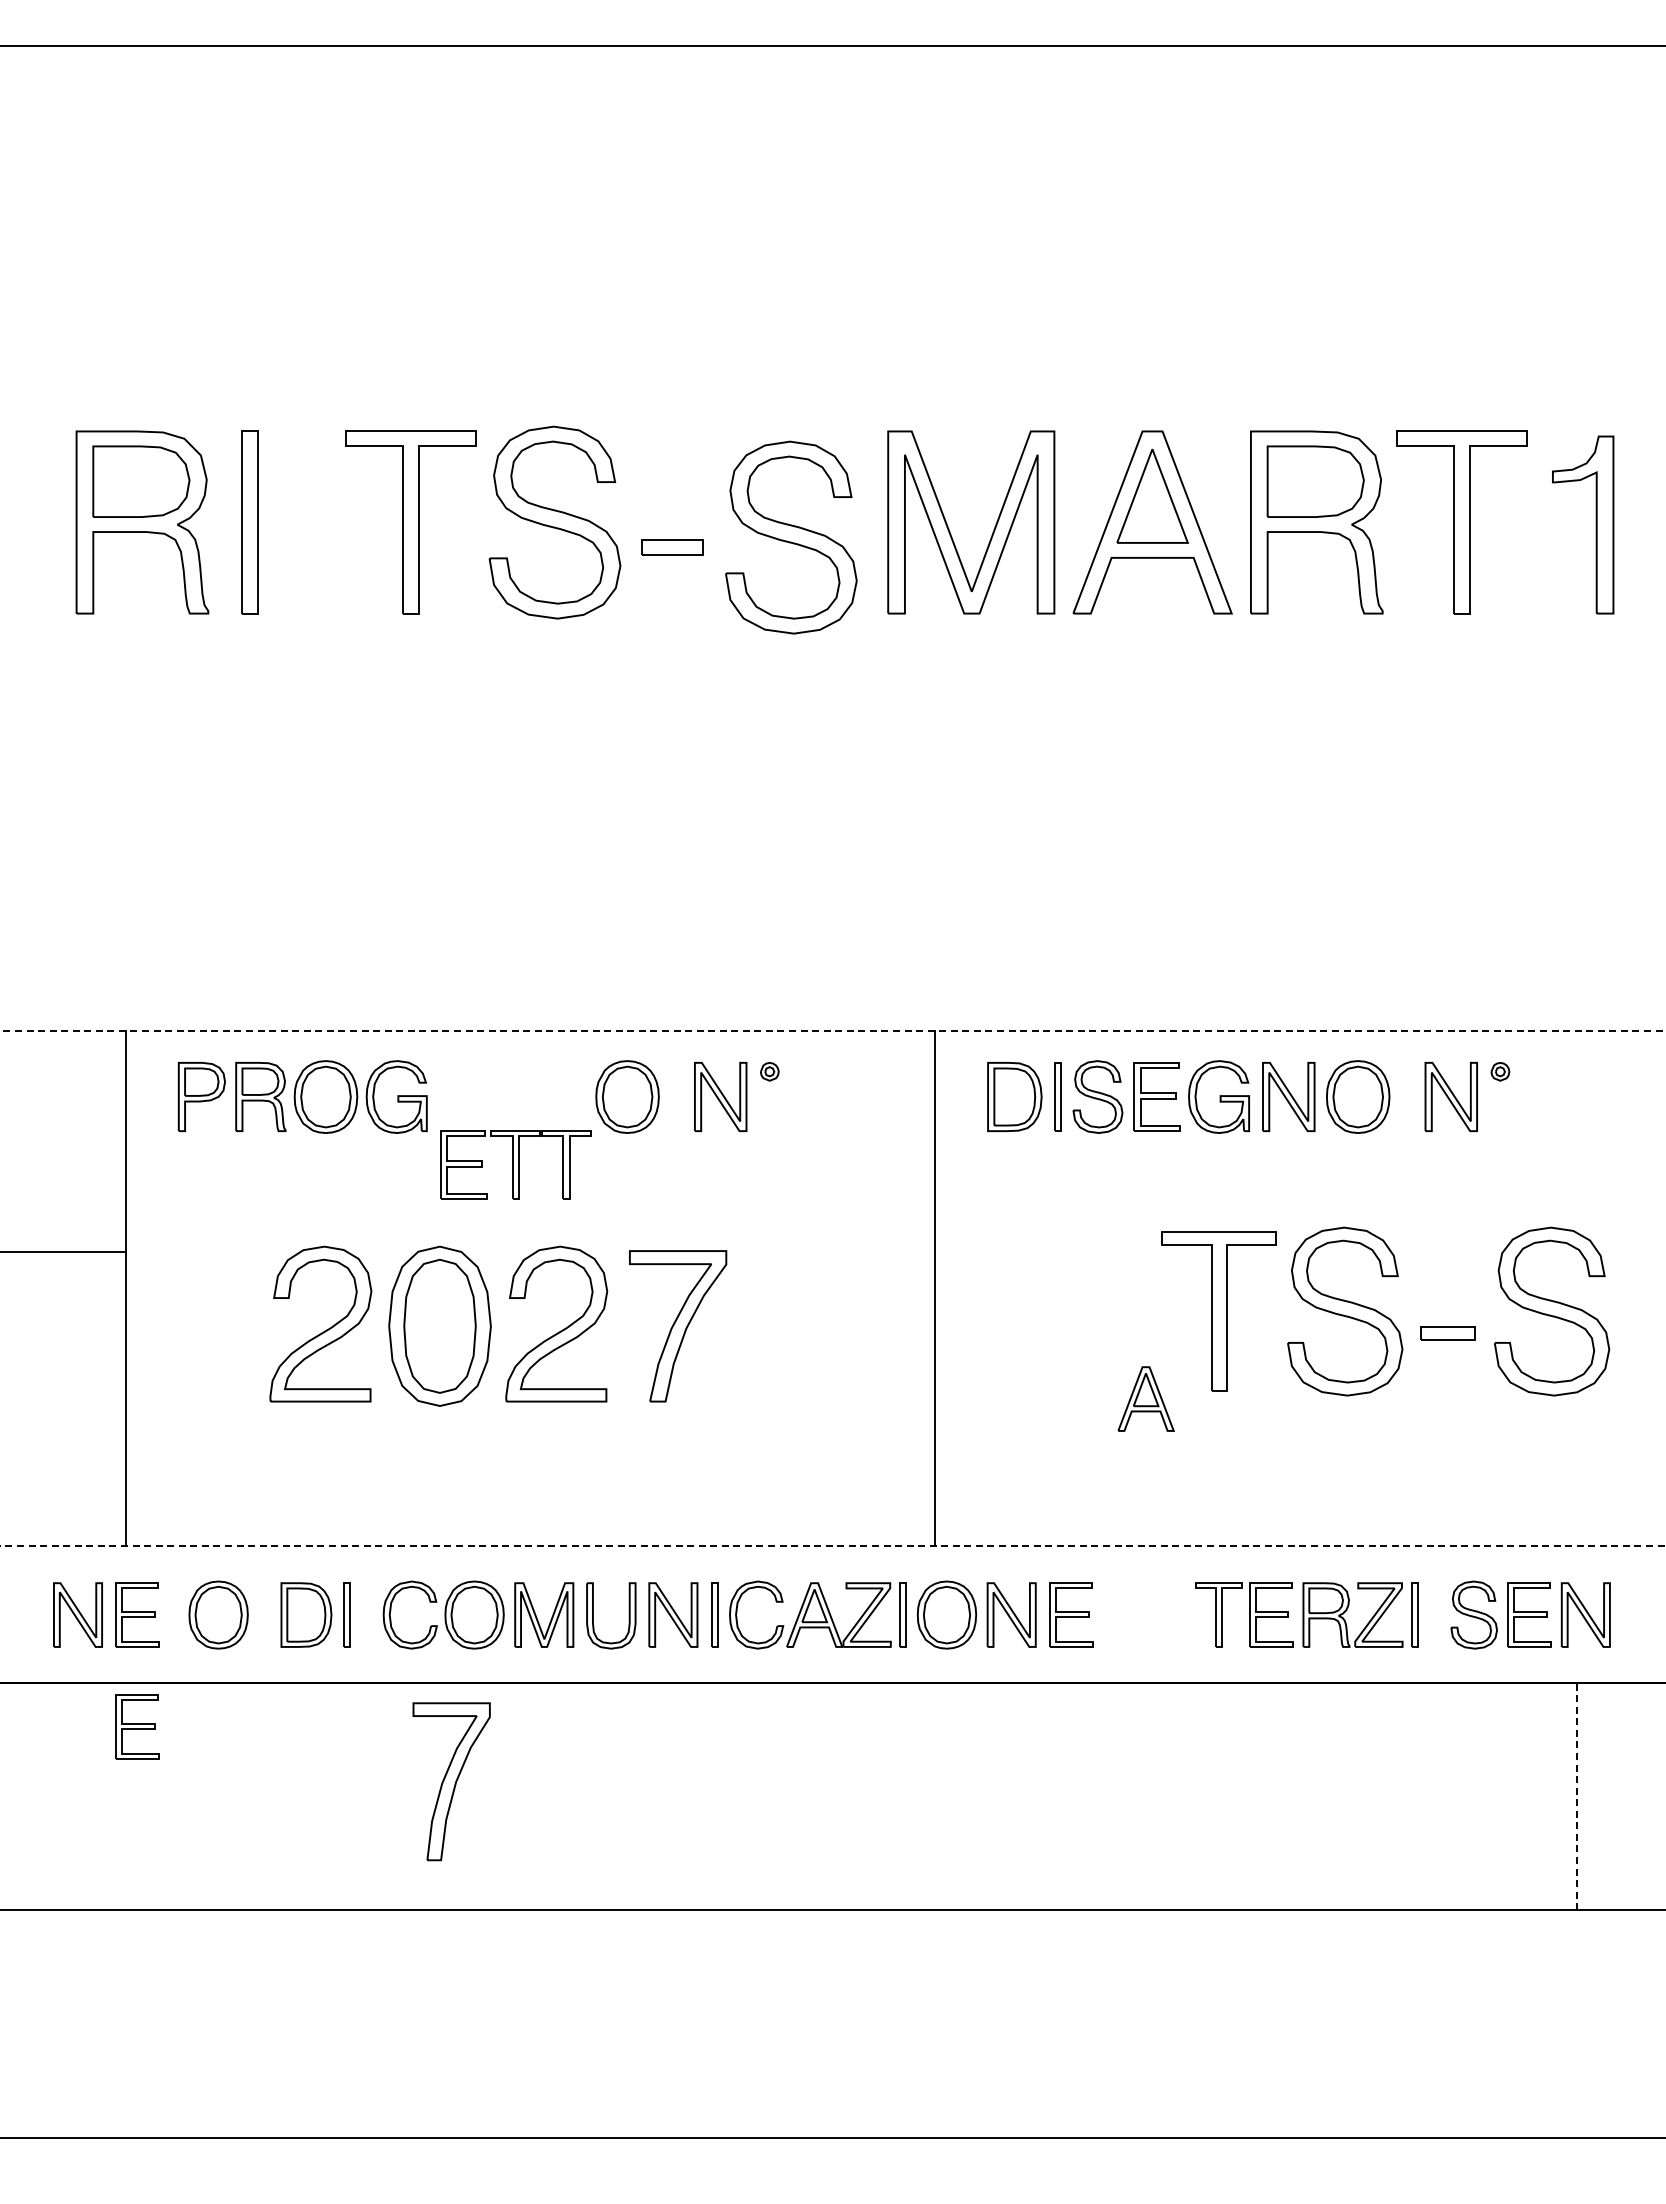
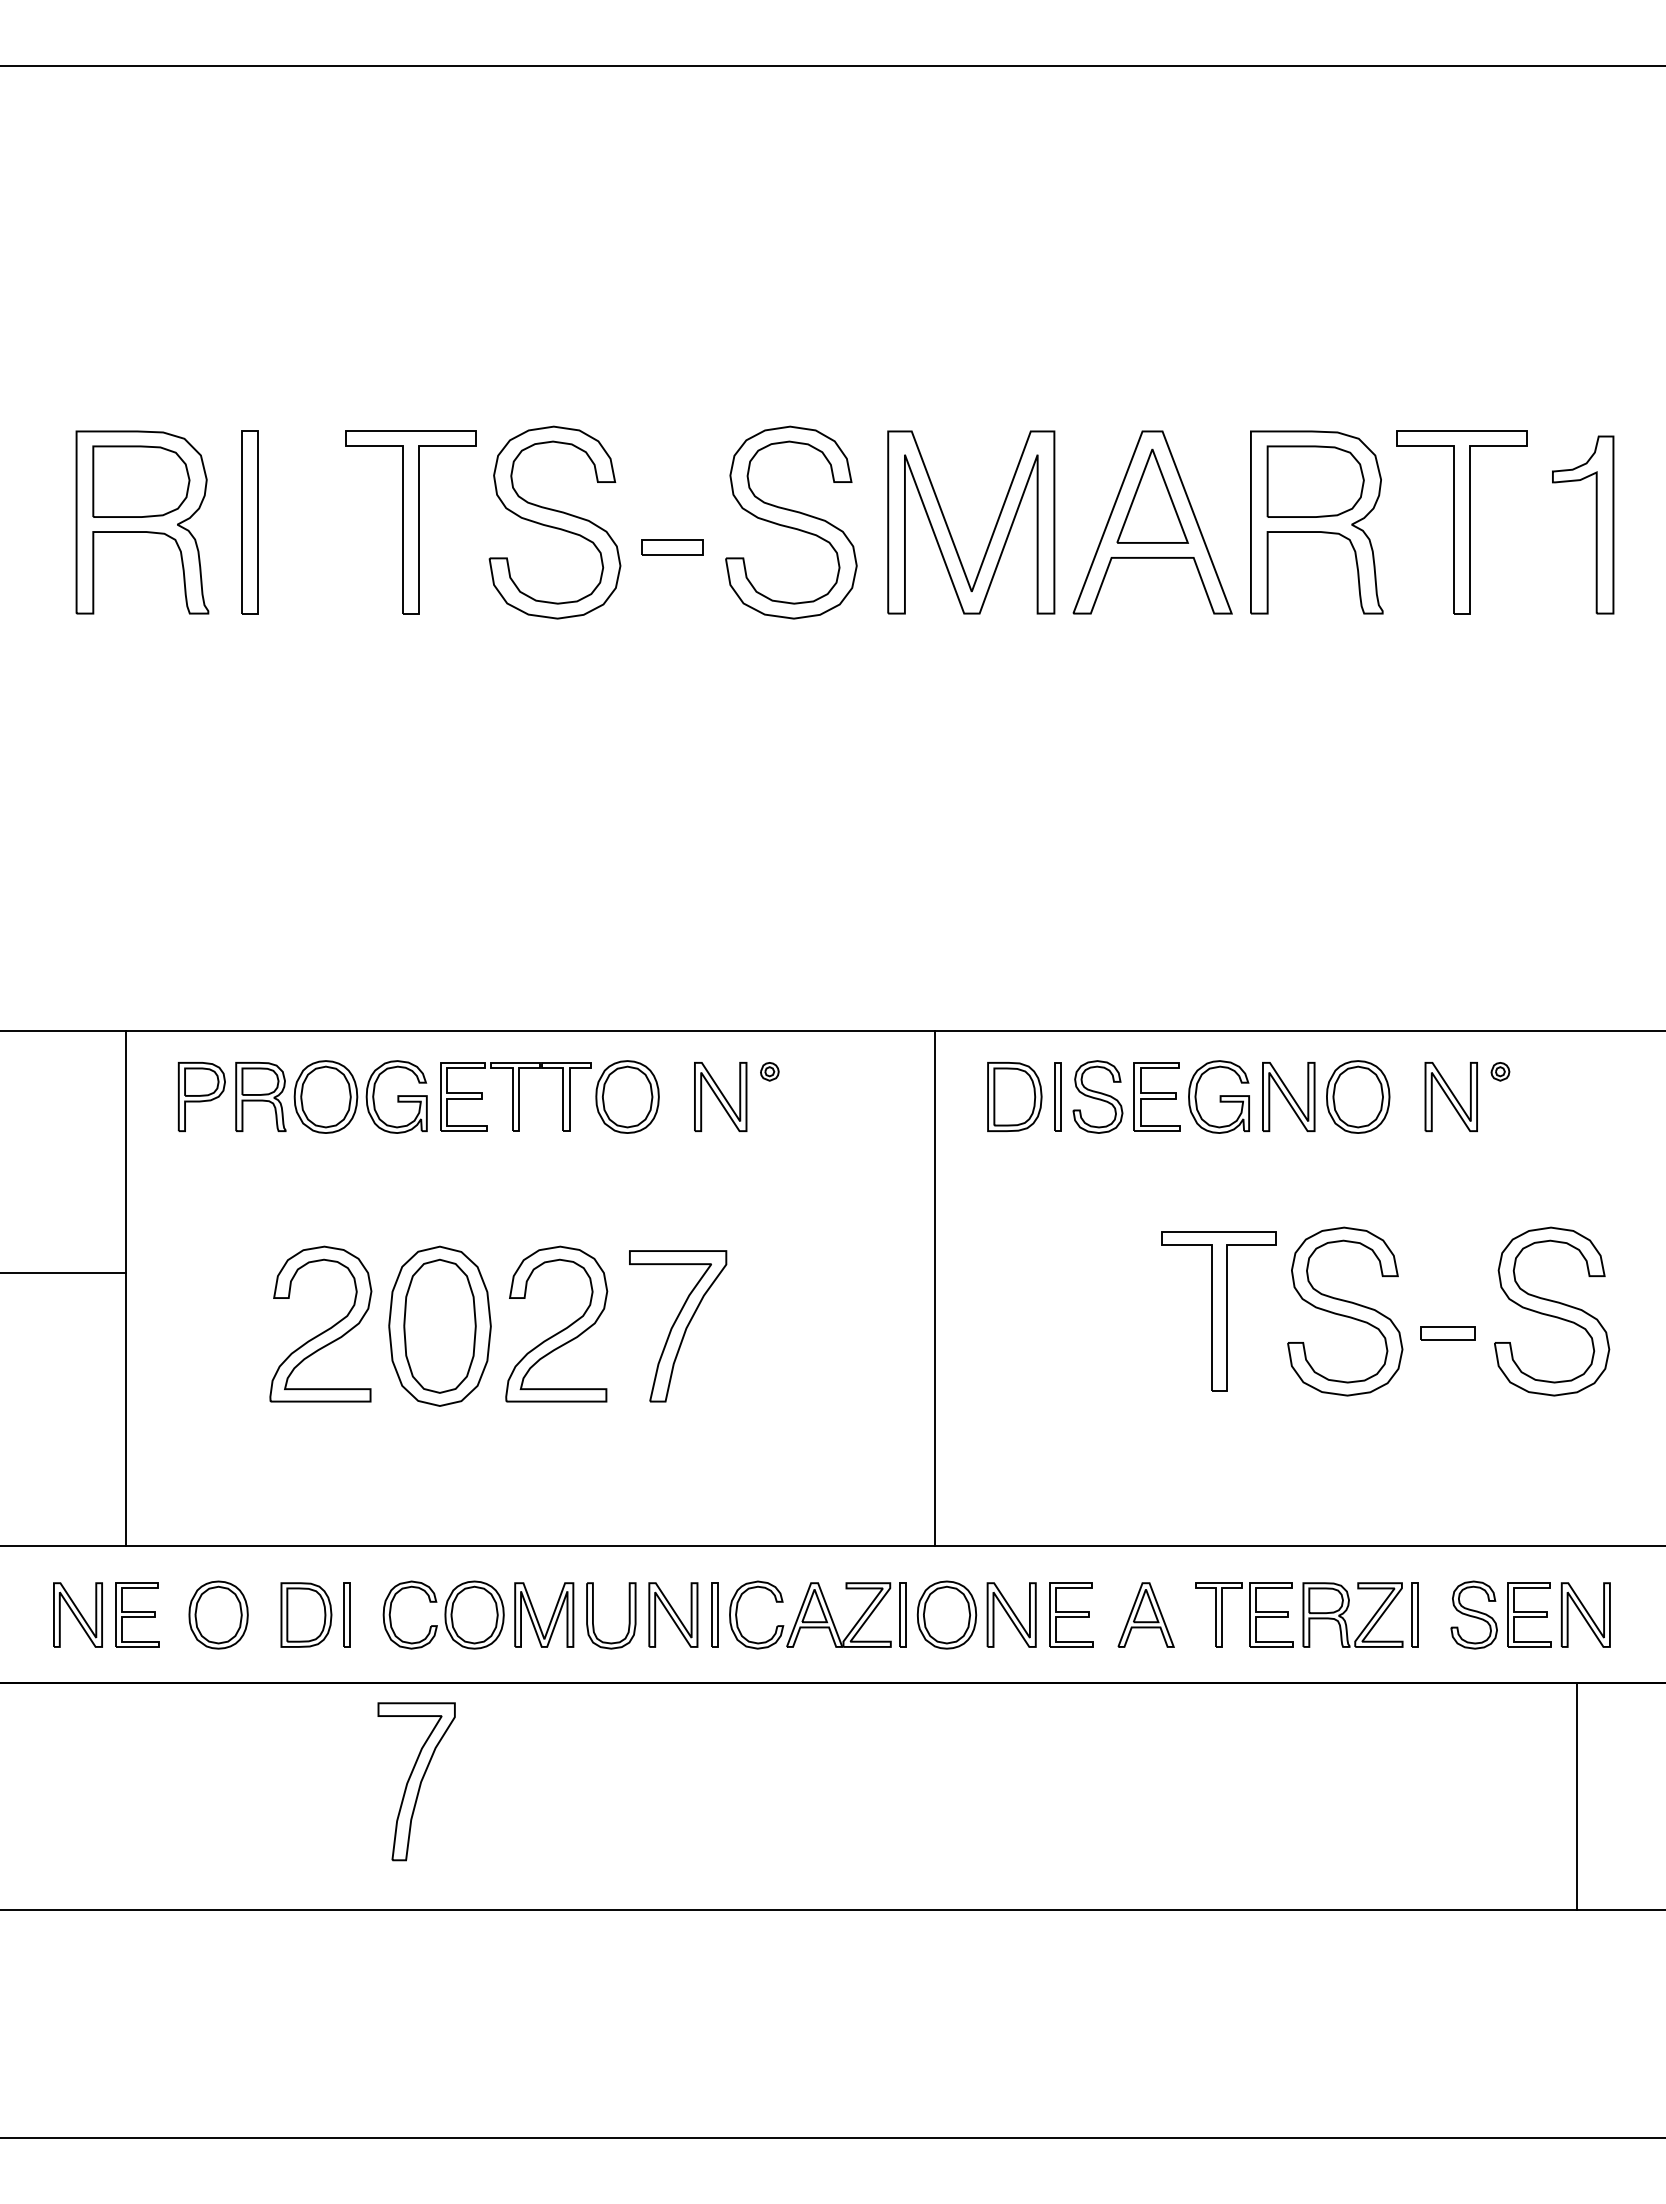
line position: (832, 46) -> (832, 66) (832, 66)
part position: (791, 537) -> (791, 522) (791, 522)
line: dashed -> solid (833, 1031)
part position: (515, 1164) -> (515, 1096) (515, 1096)
line position: (63, 1251) -> (63, 1272) (63, 1272)
part position: (1145, 1398) -> (1145, 1614) (1145, 1614)
line: dashed -> solid (832, 1545)
part: present -> none (137, 1726)
part position: (451, 1781) -> (416, 1781) (416, 1781)
line: dashed -> solid (1577, 1796)
